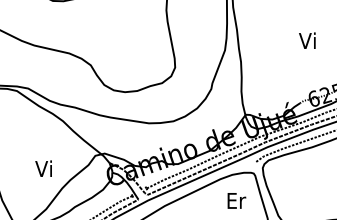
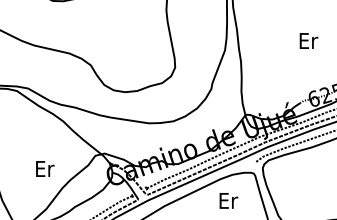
text: Vi -> Er (308, 40)
text: Vi -> Er (44, 168)
text position: (236, 200) -> (228, 200) (228, 200)
